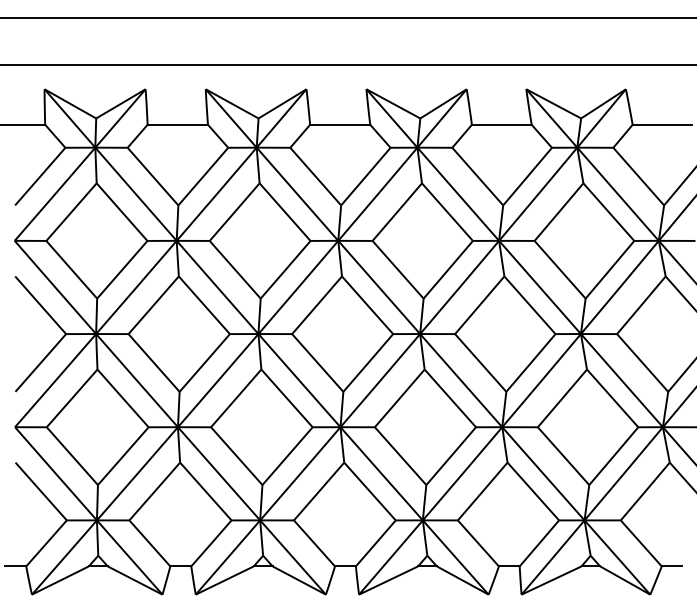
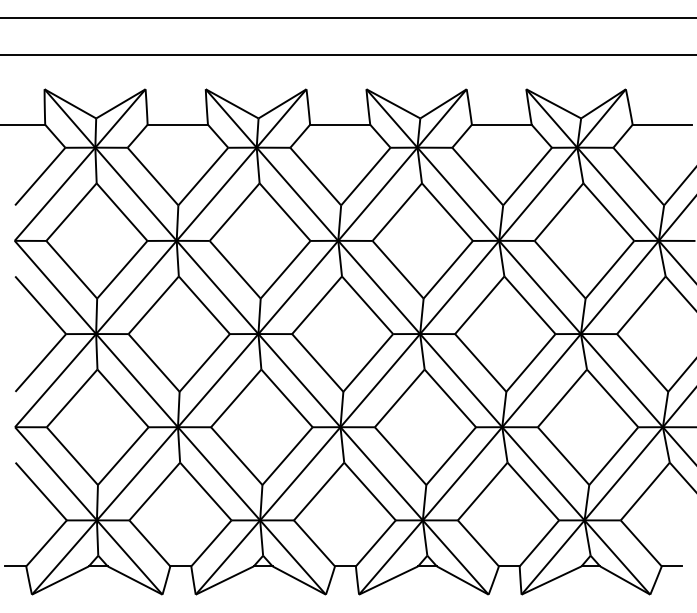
line position: (347, 65) -> (347, 55) (347, 55)
